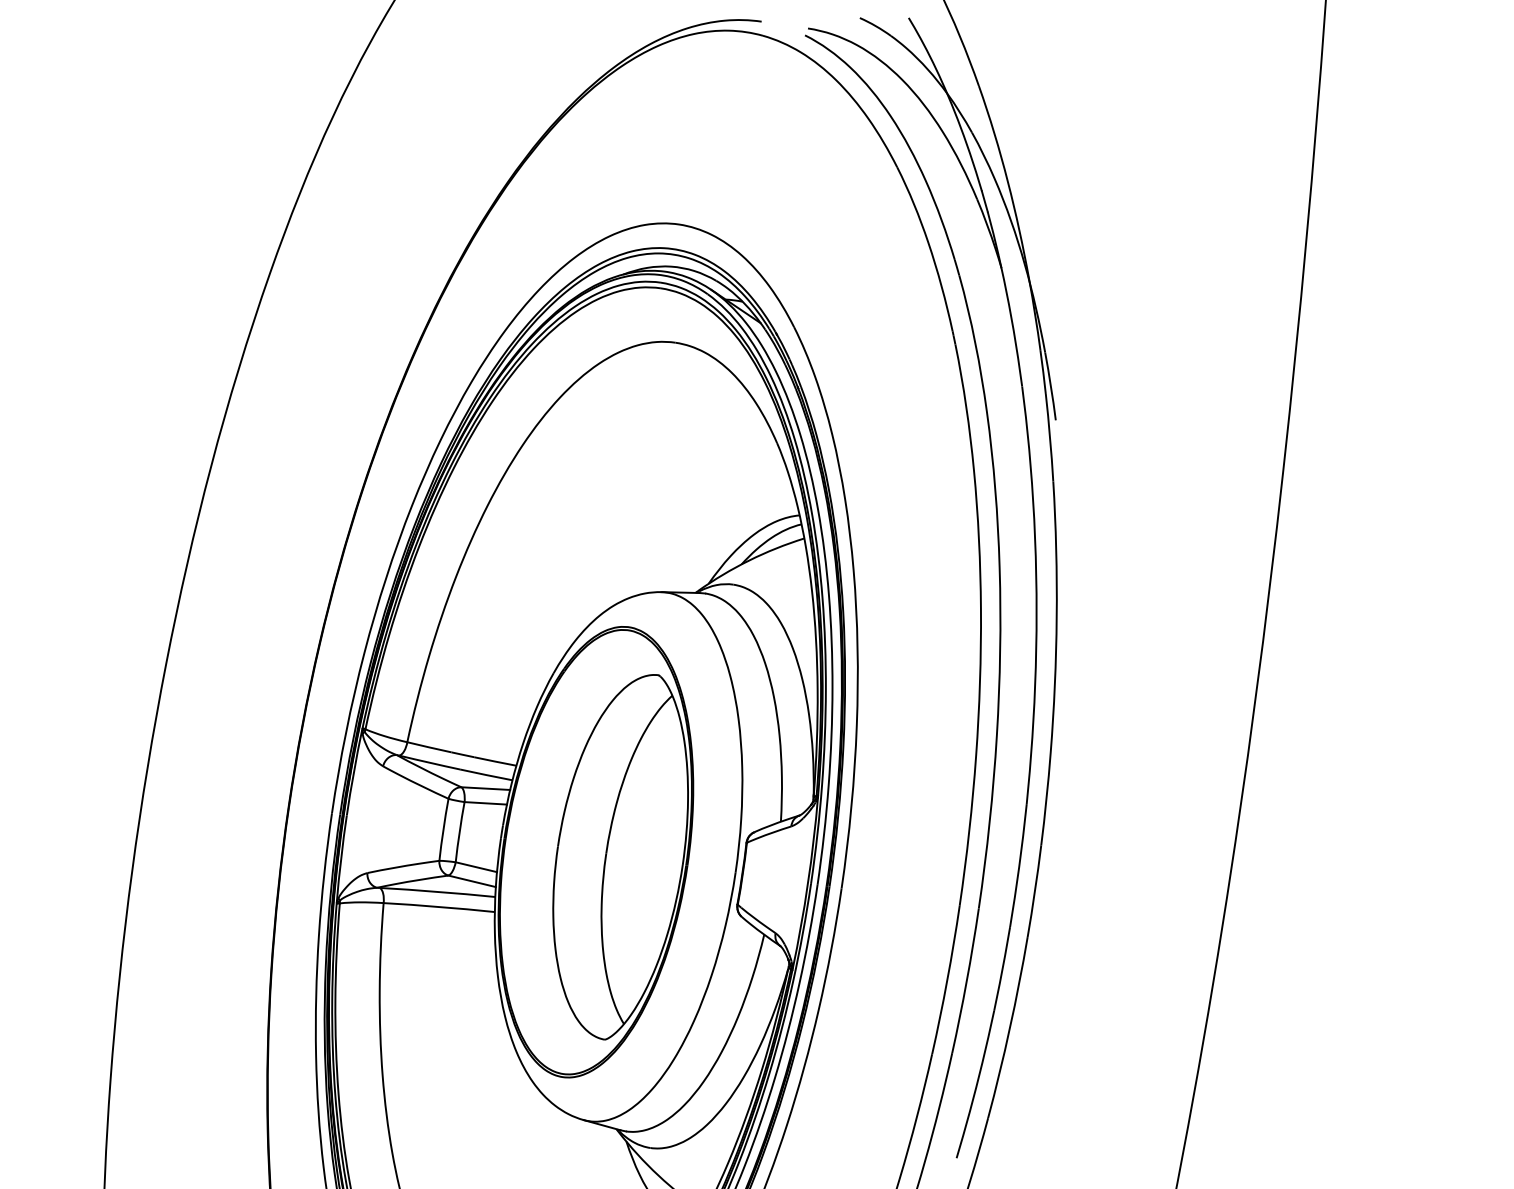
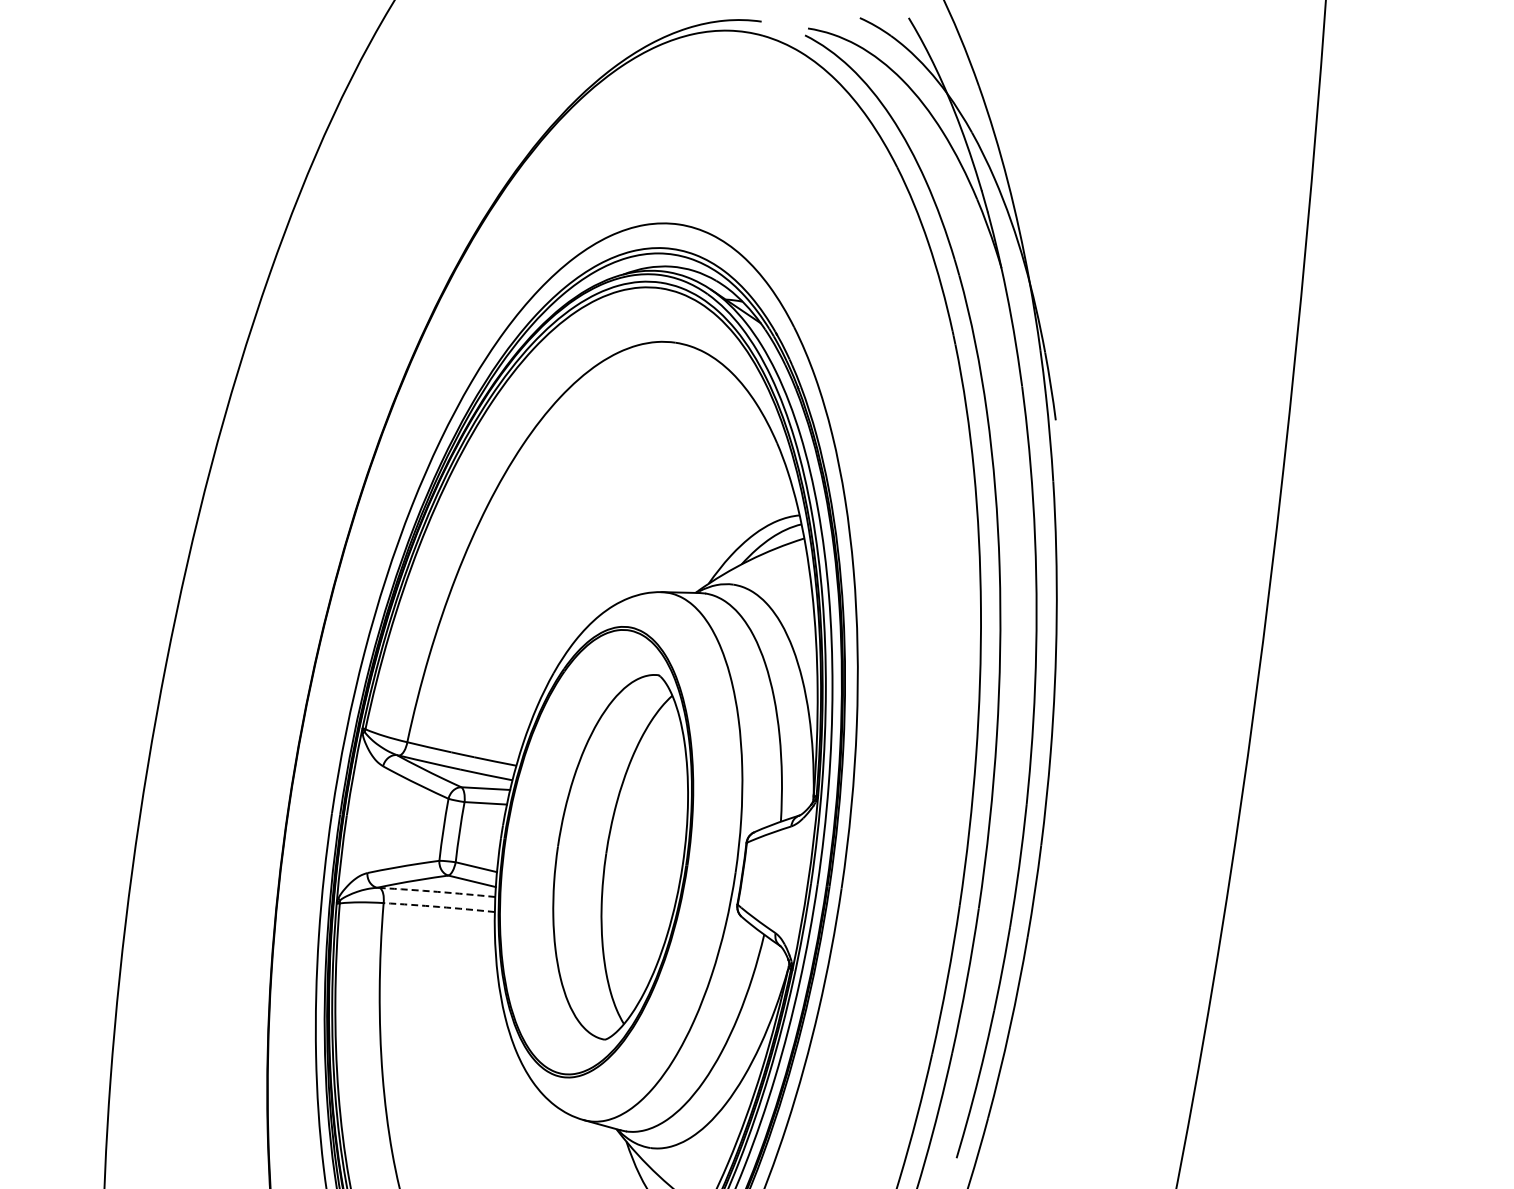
arc: solid -> dashed (437, 891)
arc: solid -> dashed (439, 906)
